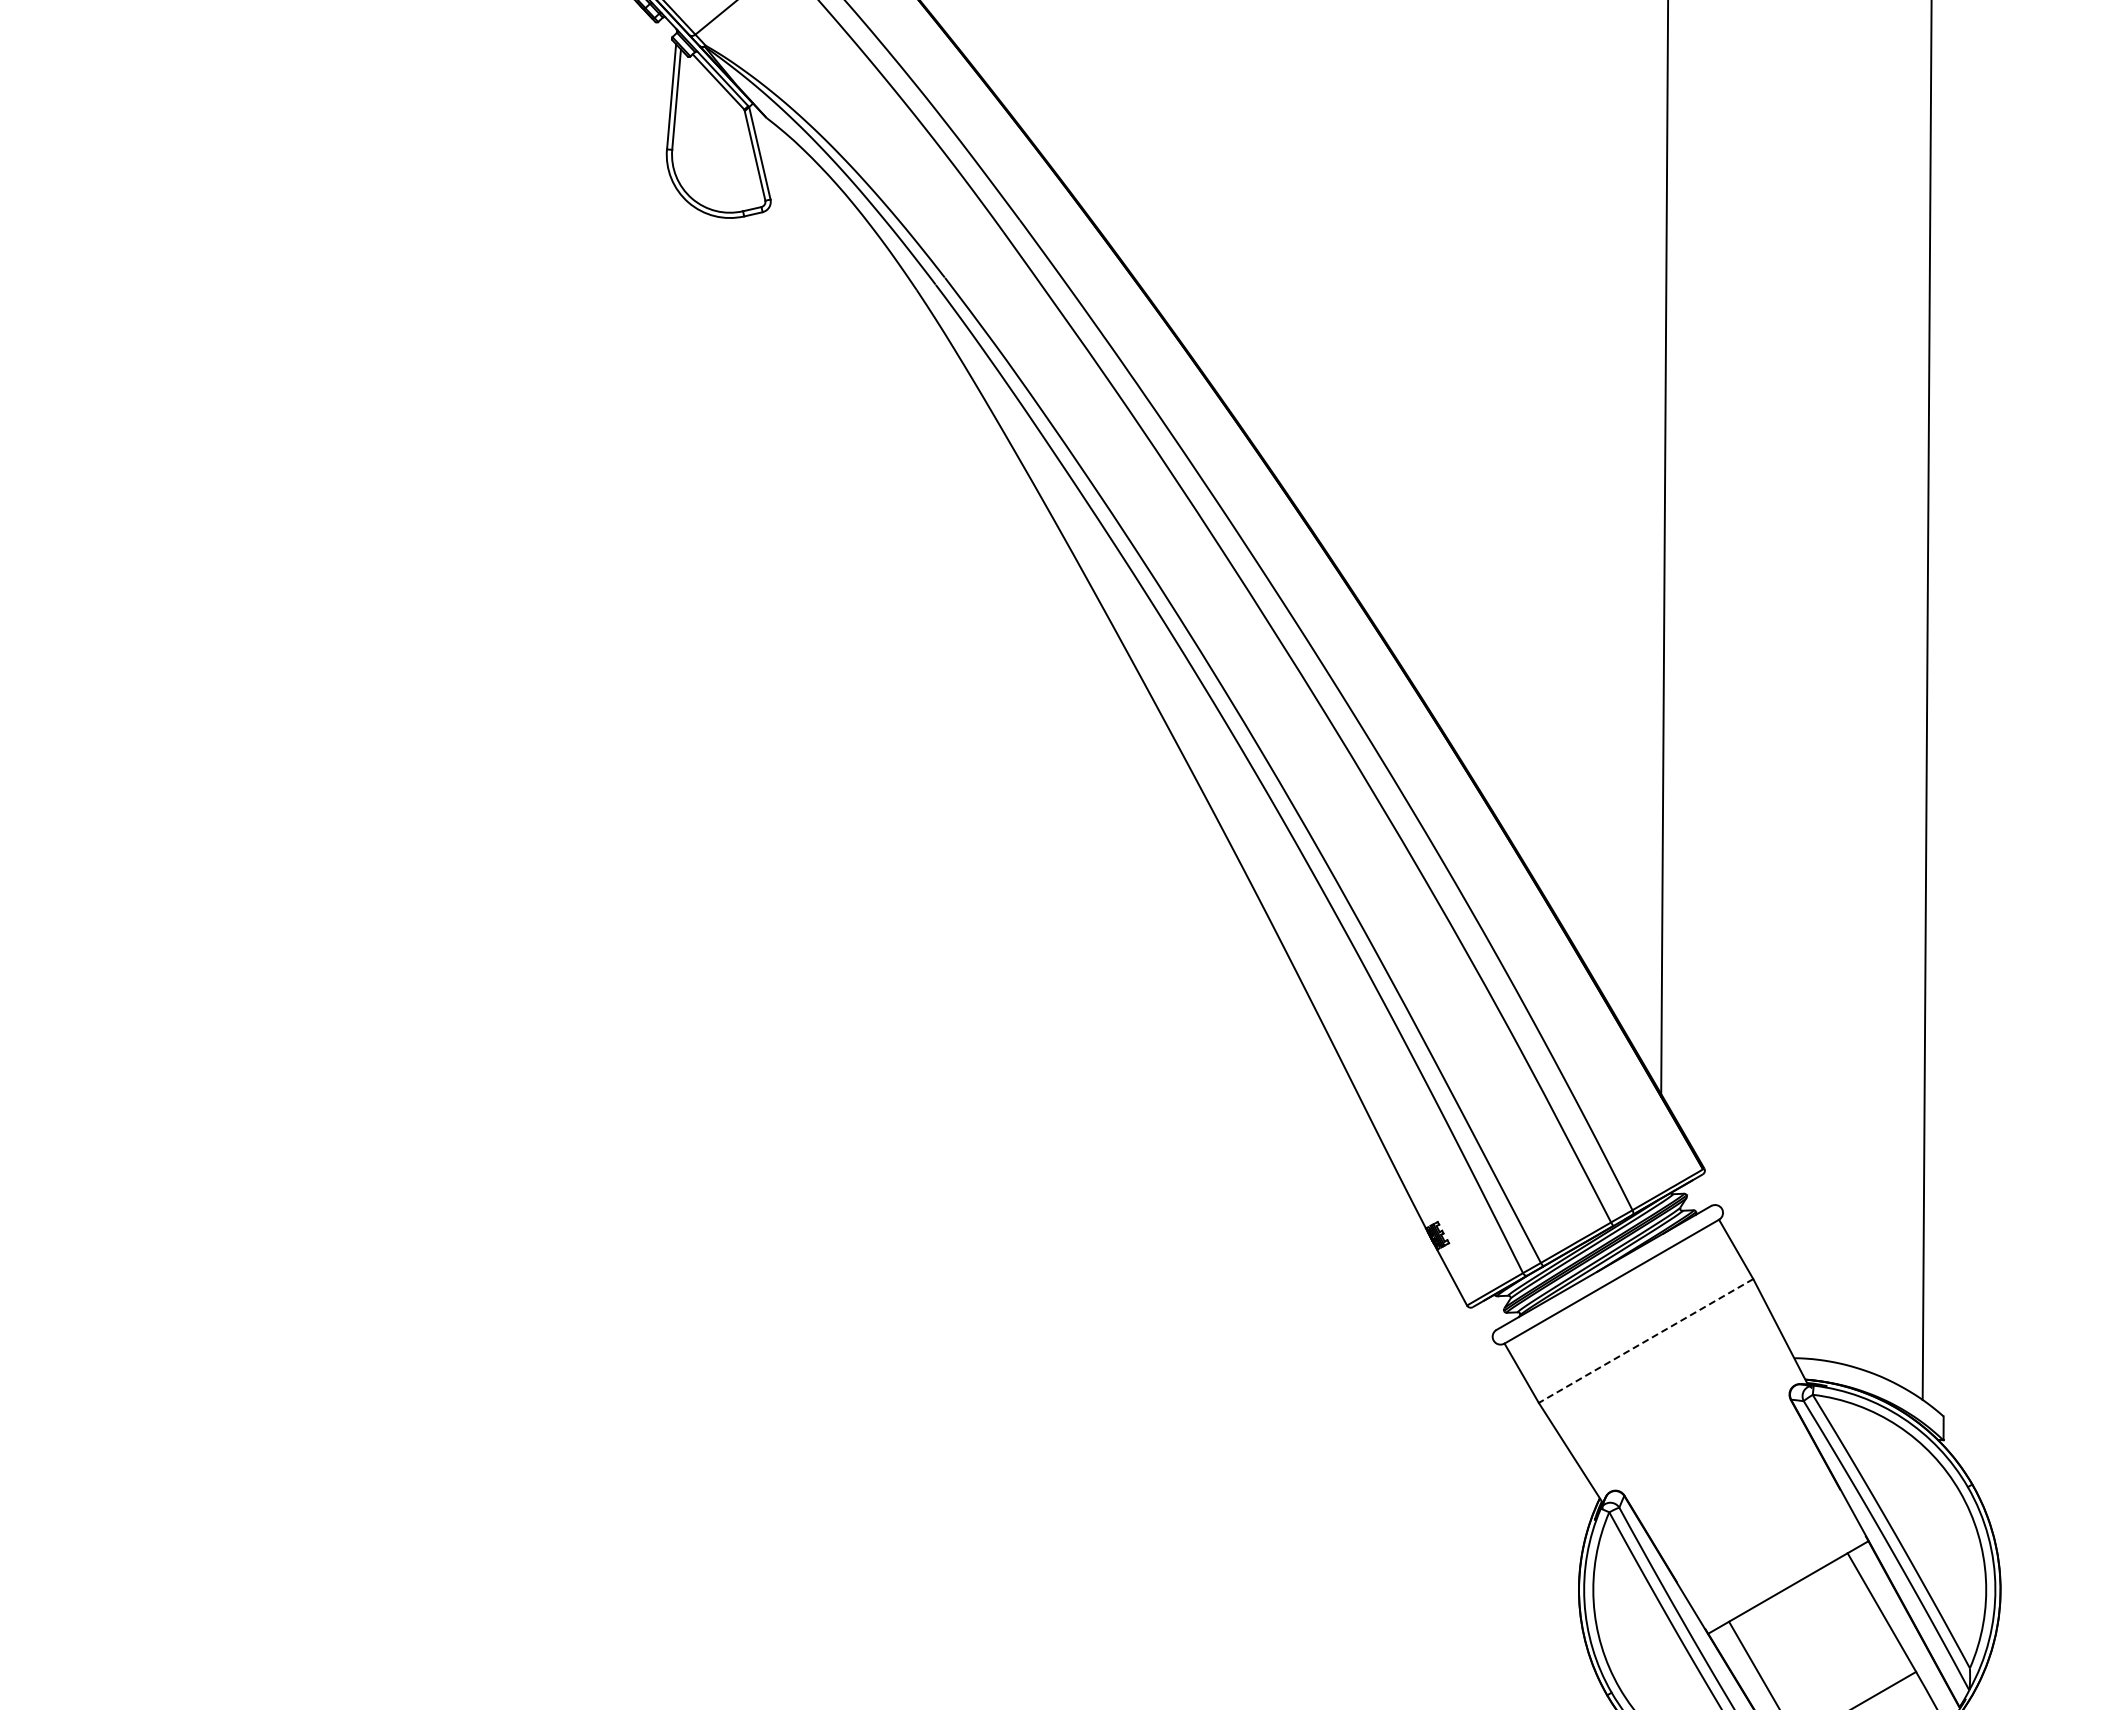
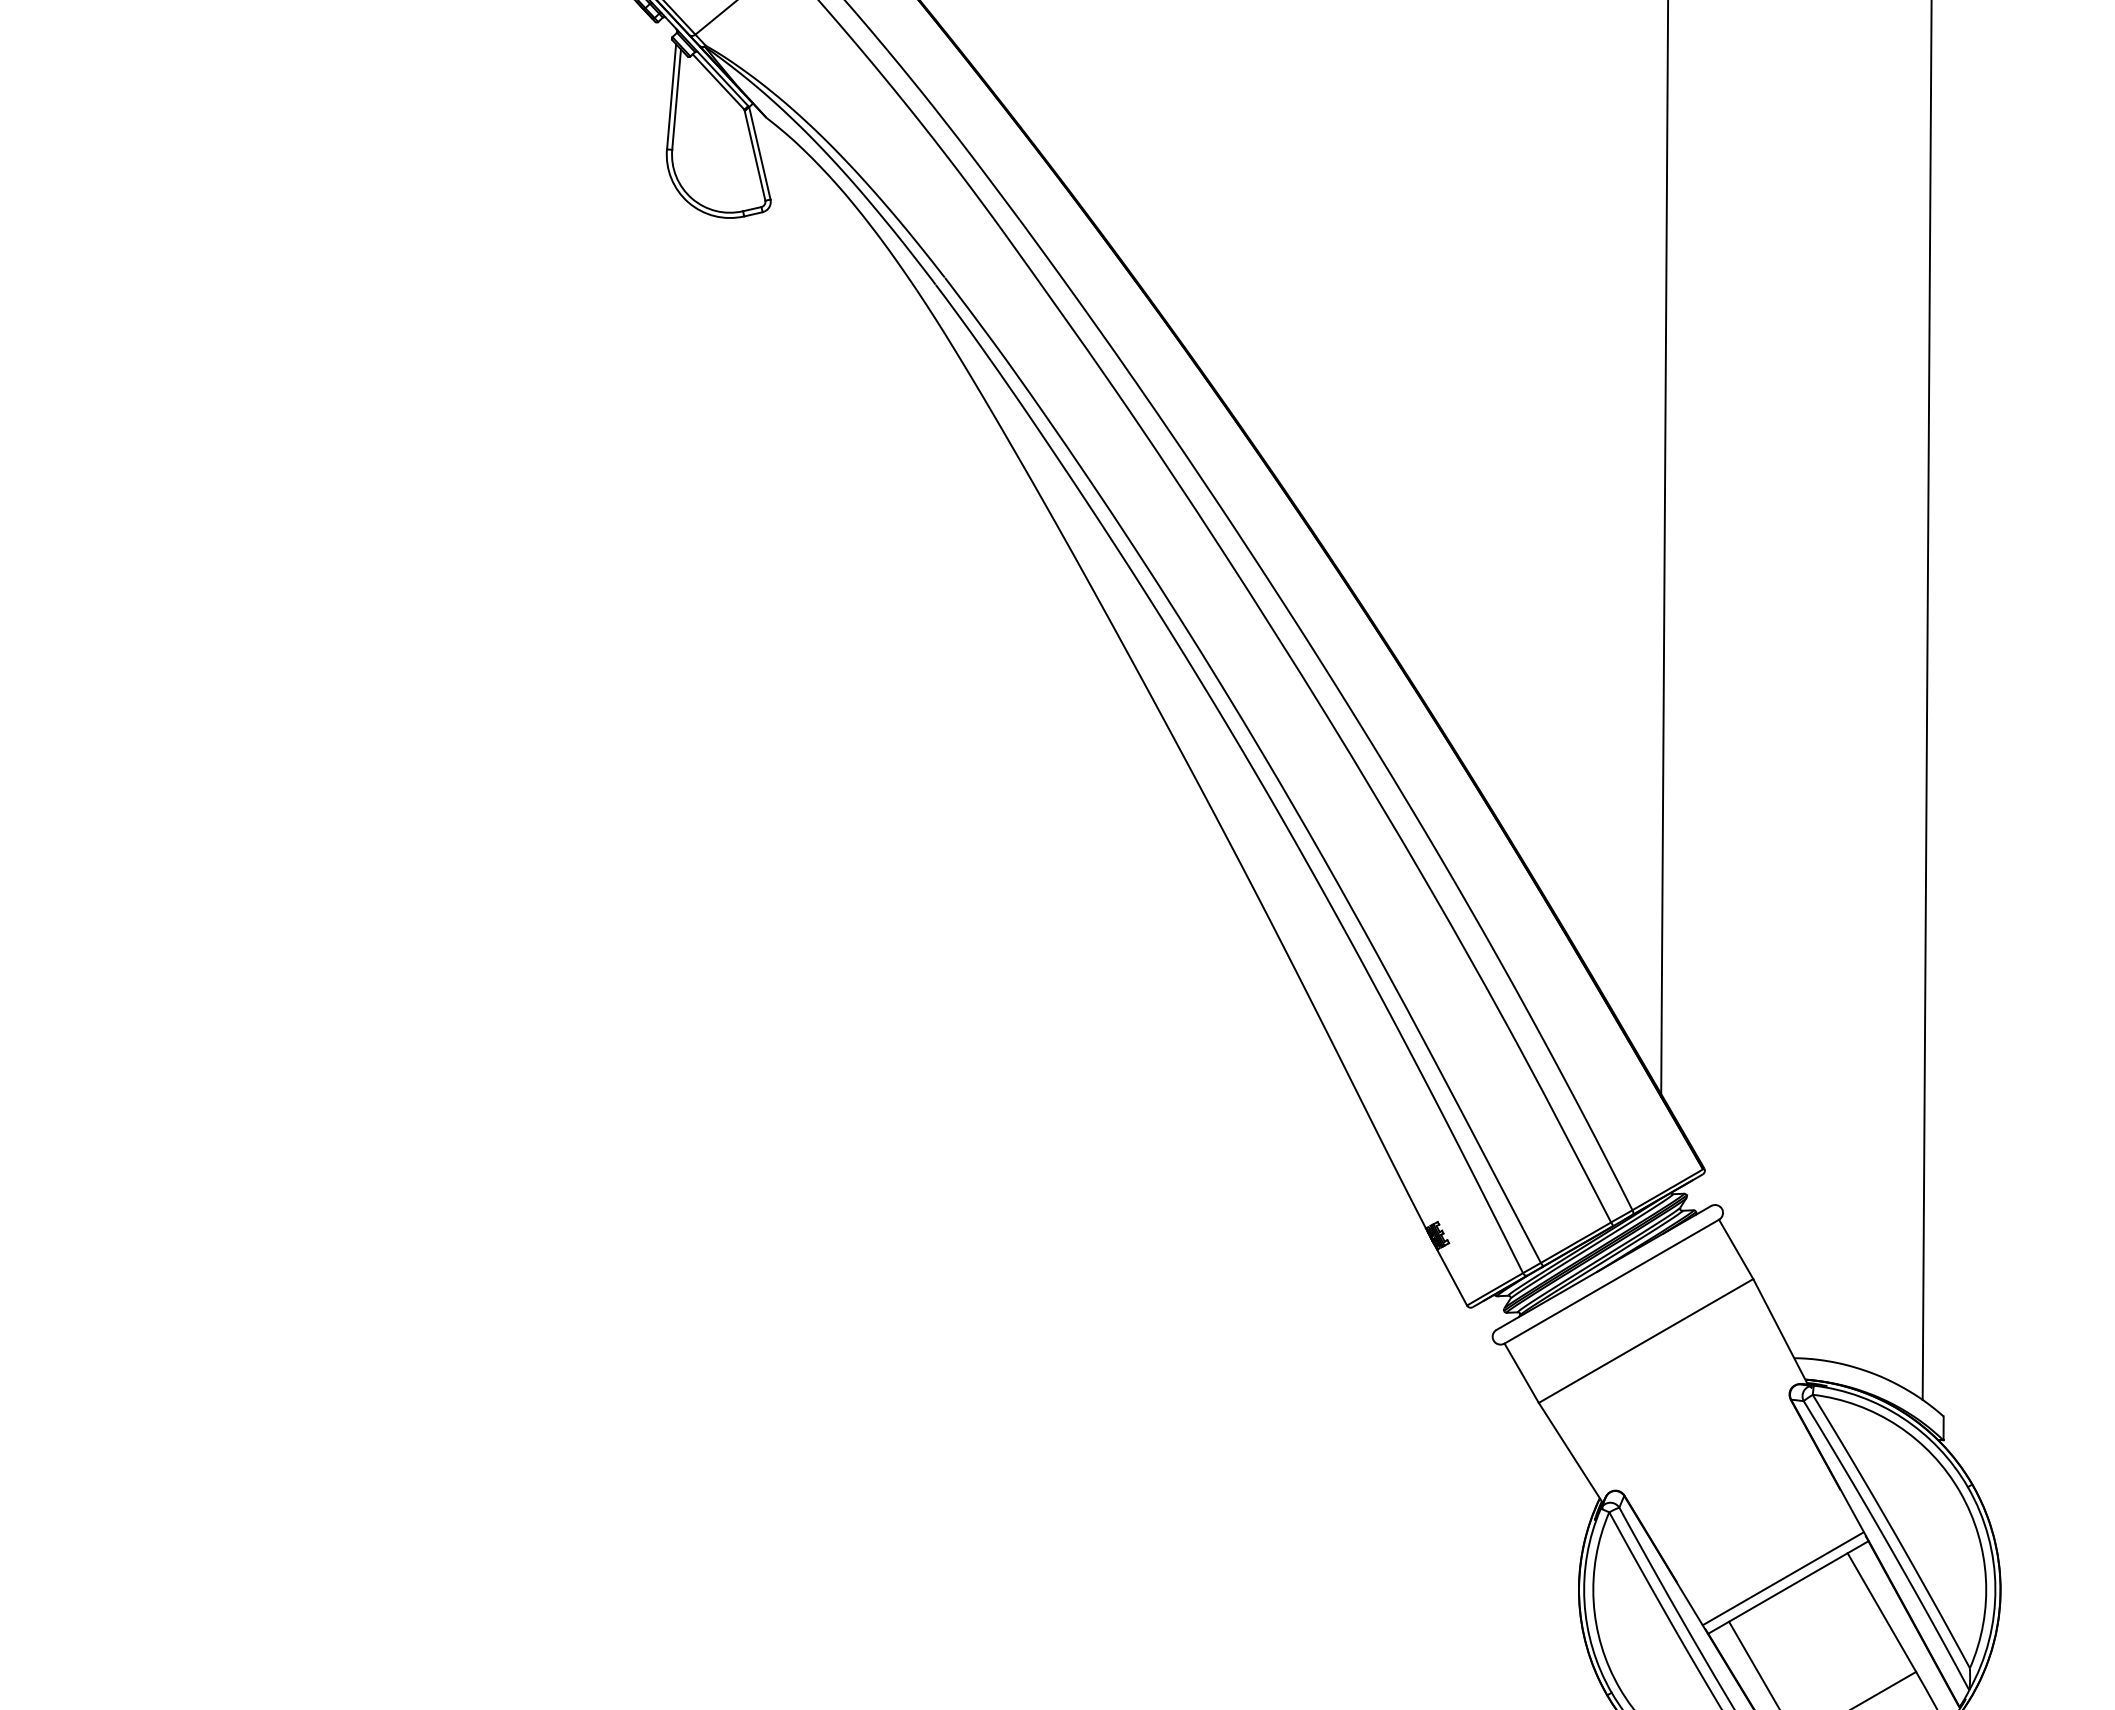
line: dashed -> solid (1646, 1341)
line: none -> present (1782, 1578)
